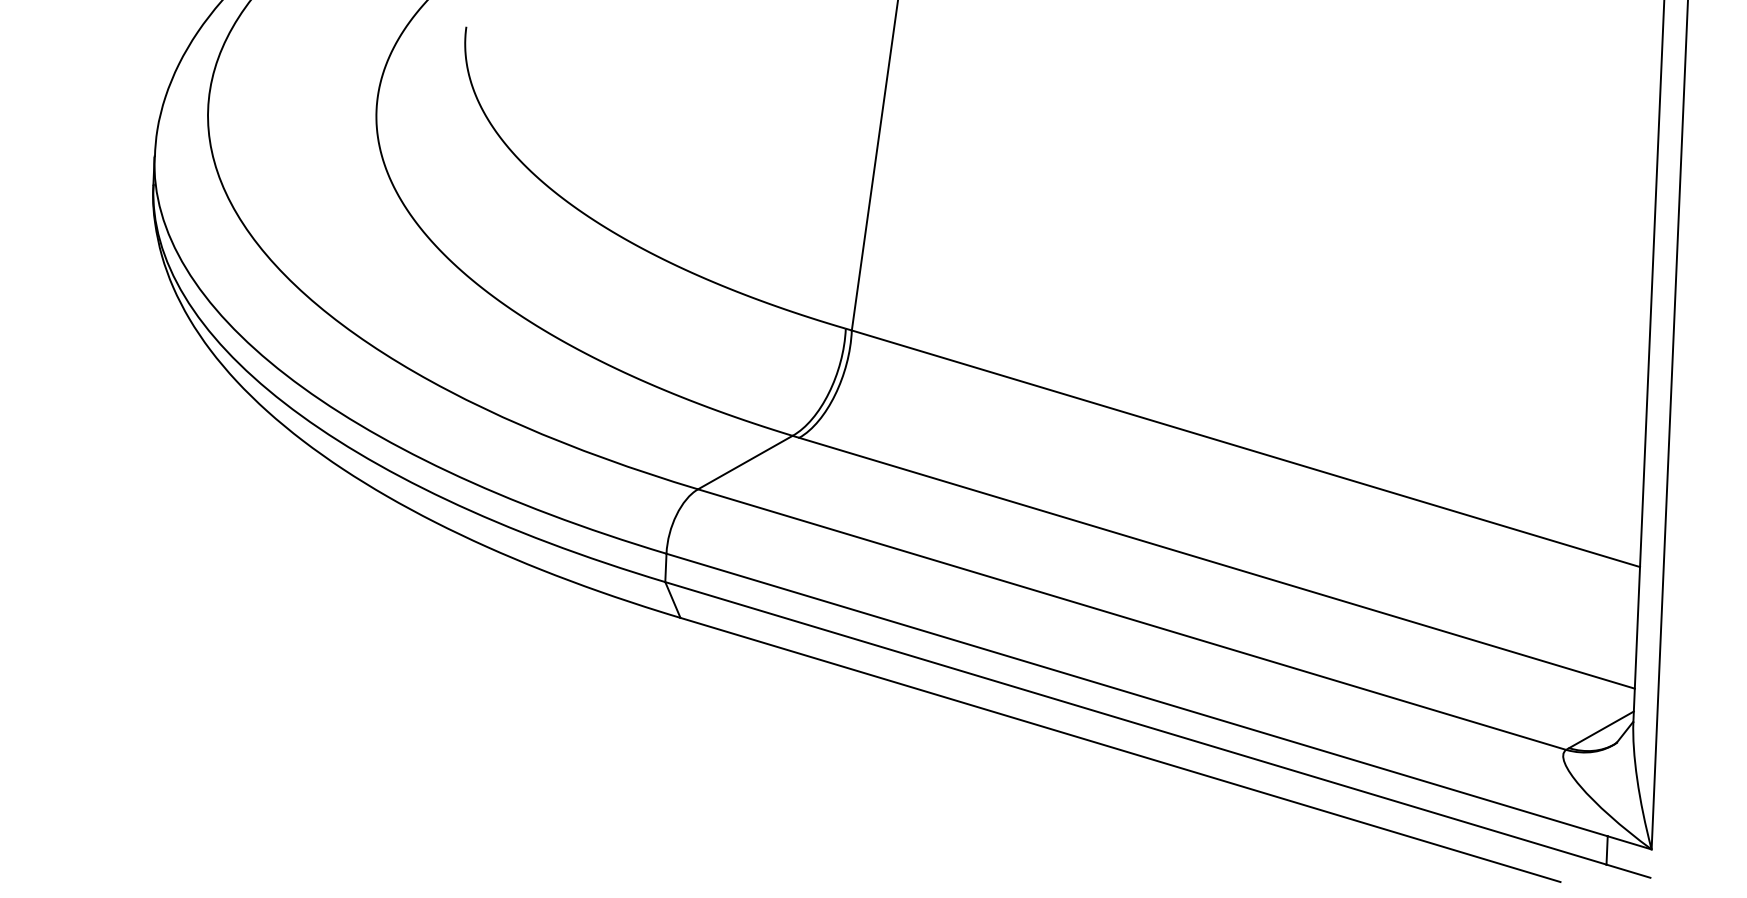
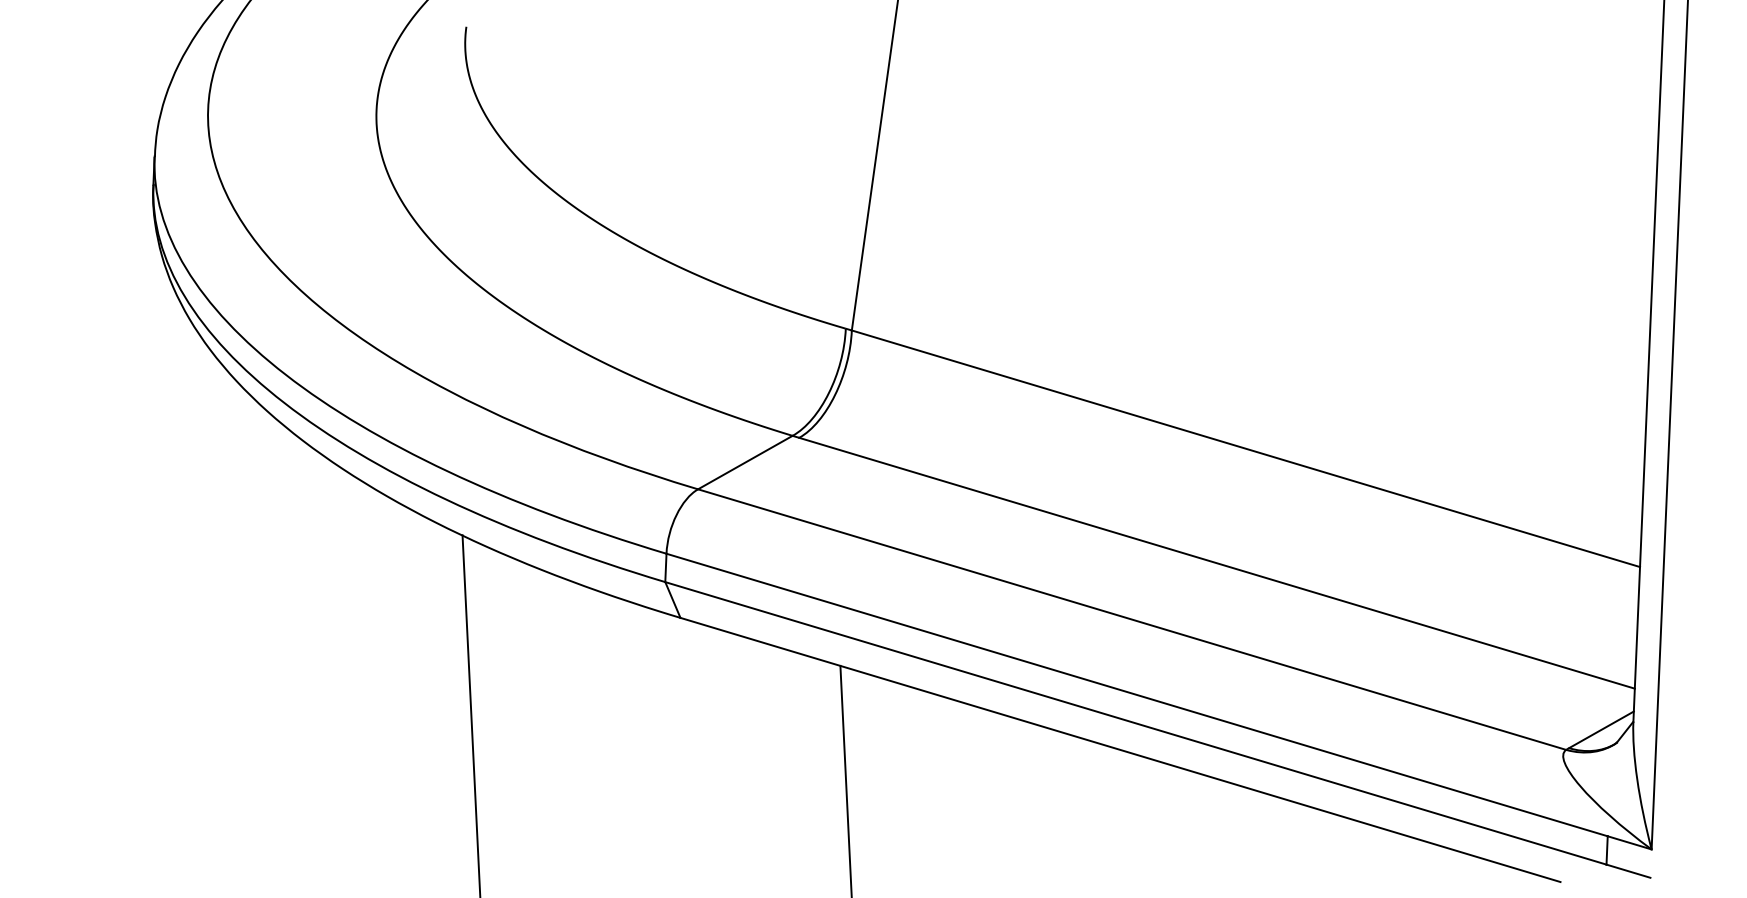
line: none -> present (471, 714)
line: none -> present (845, 779)
